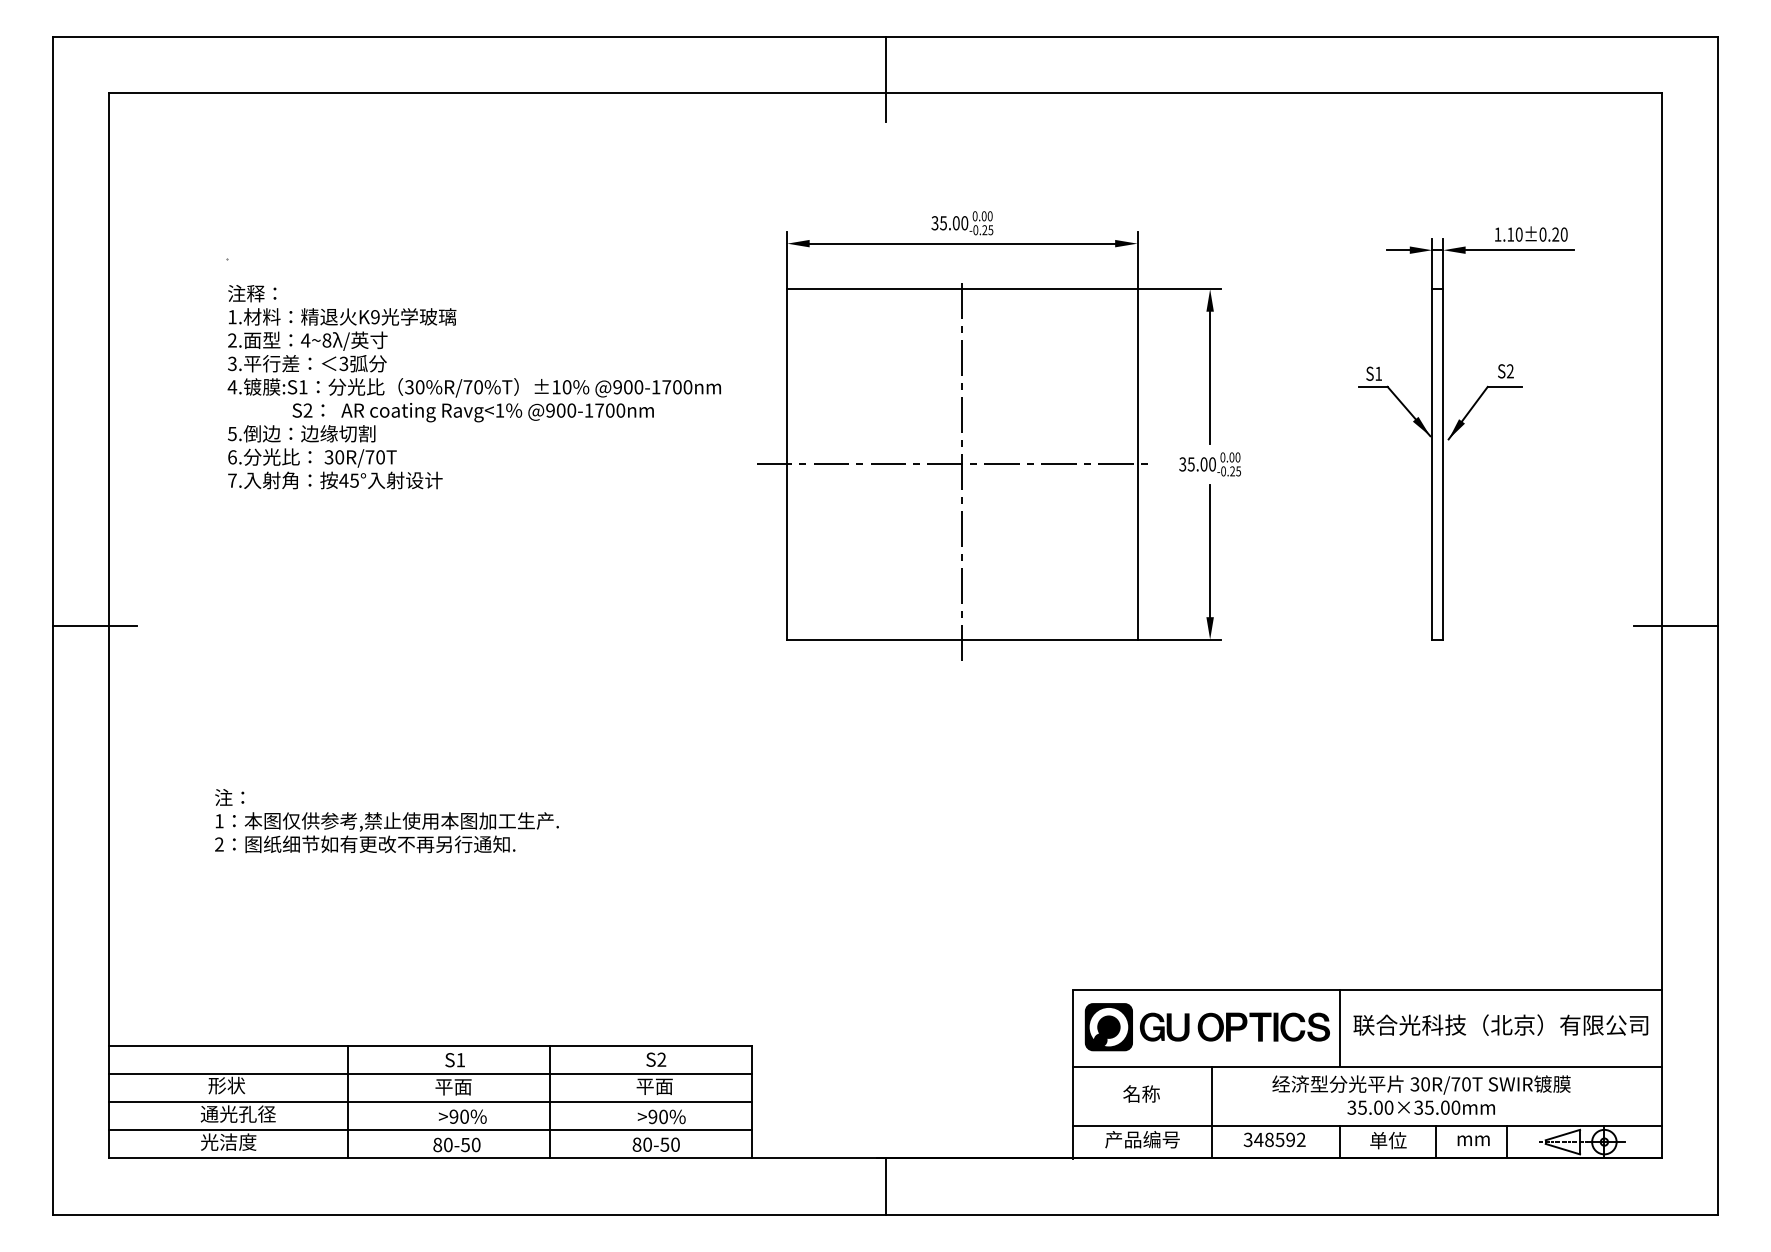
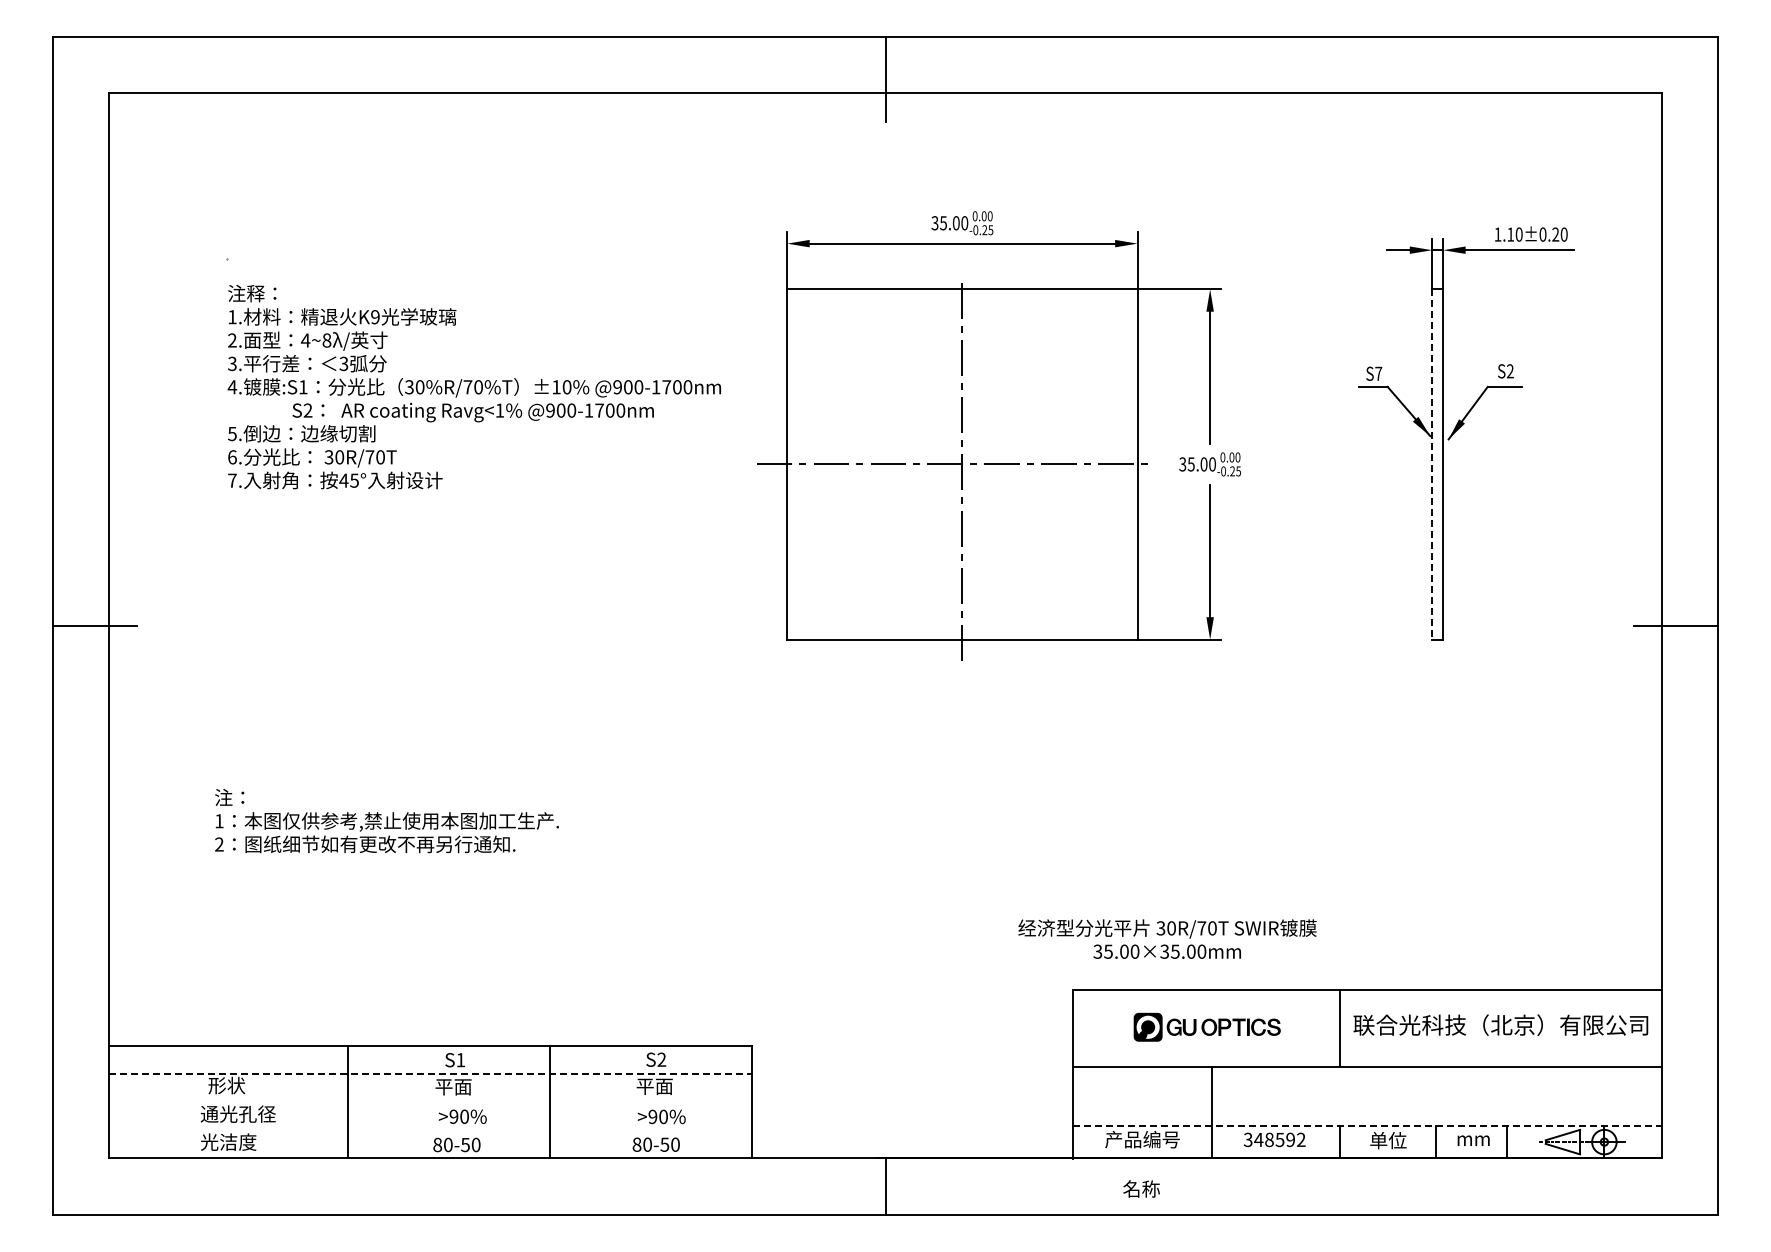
text: S1 -> S7 (1378, 373)
line: solid -> dashed (1432, 464)
part size: 246x49 px -> 148x30 px (1206, 1026)
line: solid -> dashed (430, 1074)
text position: (1141, 1093) -> (1141, 1188) (1141, 1188)
text position: (1421, 1094) -> (1167, 938) (1167, 938)
line: present -> none (430, 1102)
line: solid -> dashed (1368, 1125)
line: present -> none (430, 1130)
